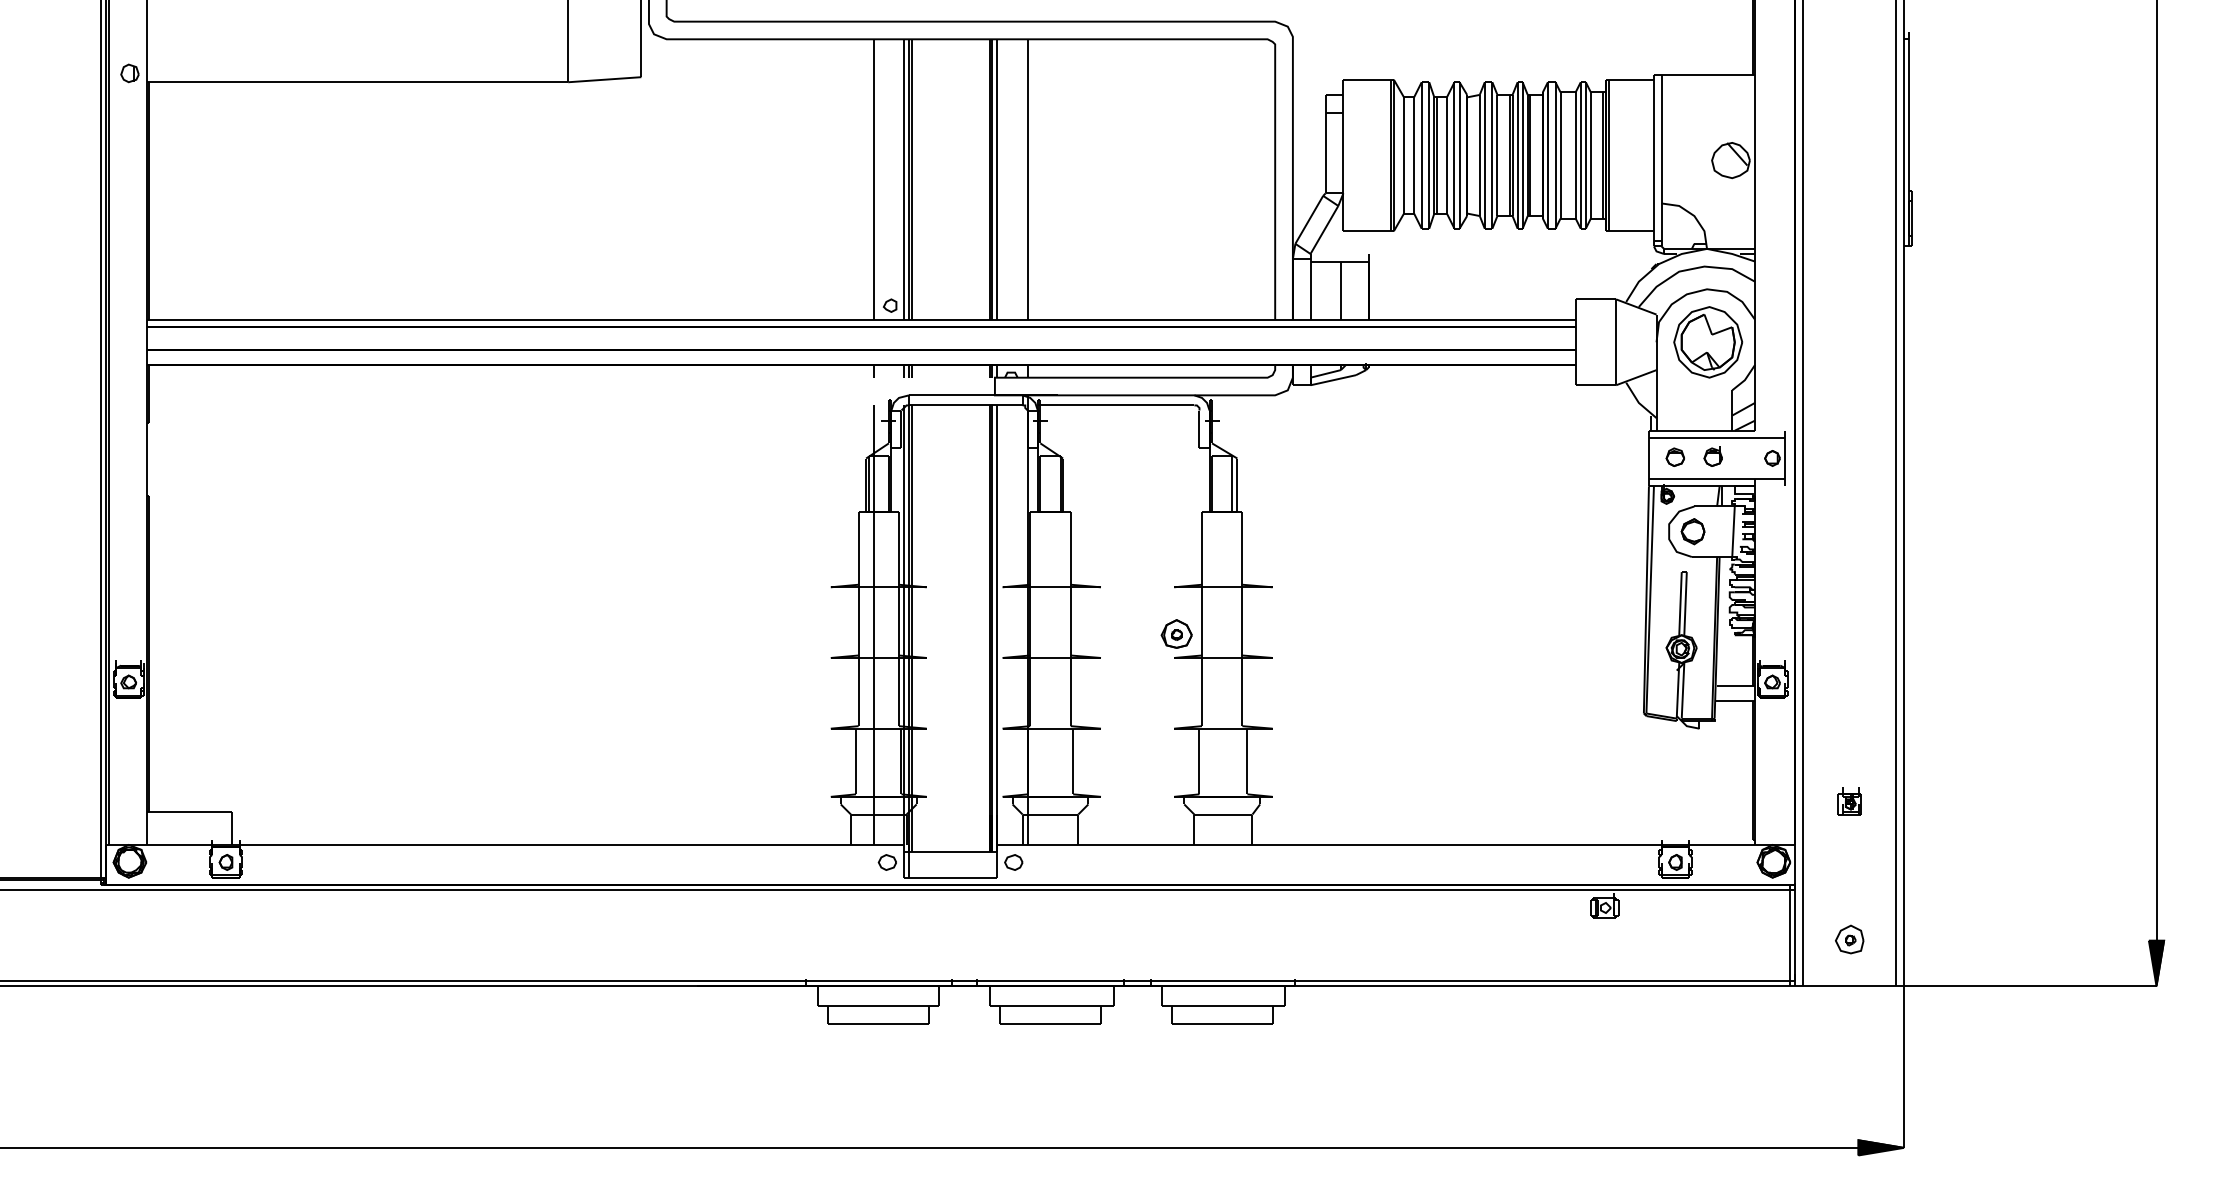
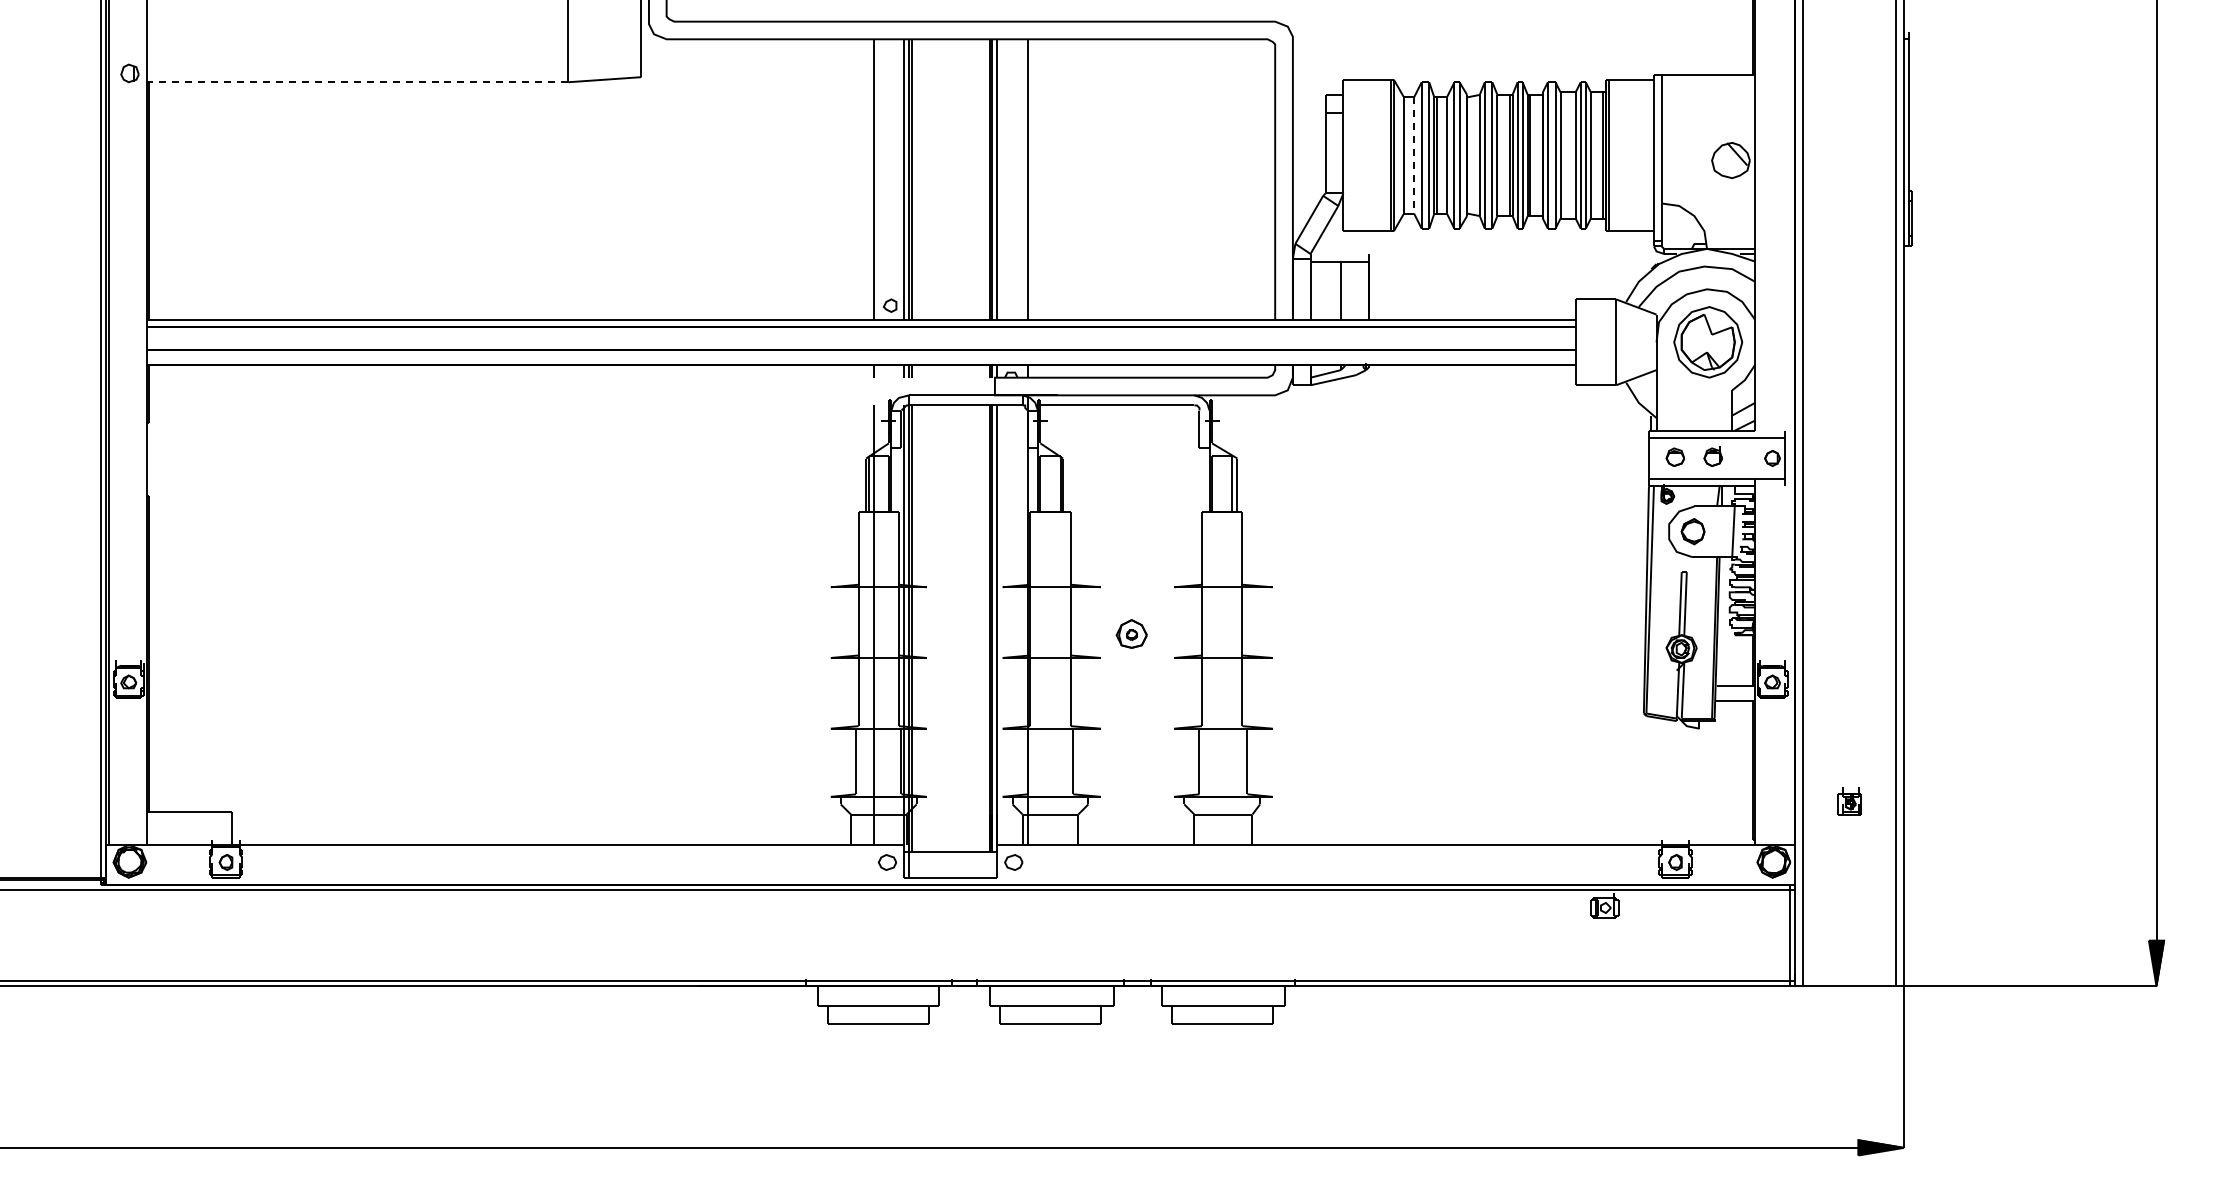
line: solid -> dashed (357, 82)
line: solid -> dashed (1414, 155)
part position: (1176, 633) -> (1131, 633) (1131, 633)
part: present -> none (1849, 939)
